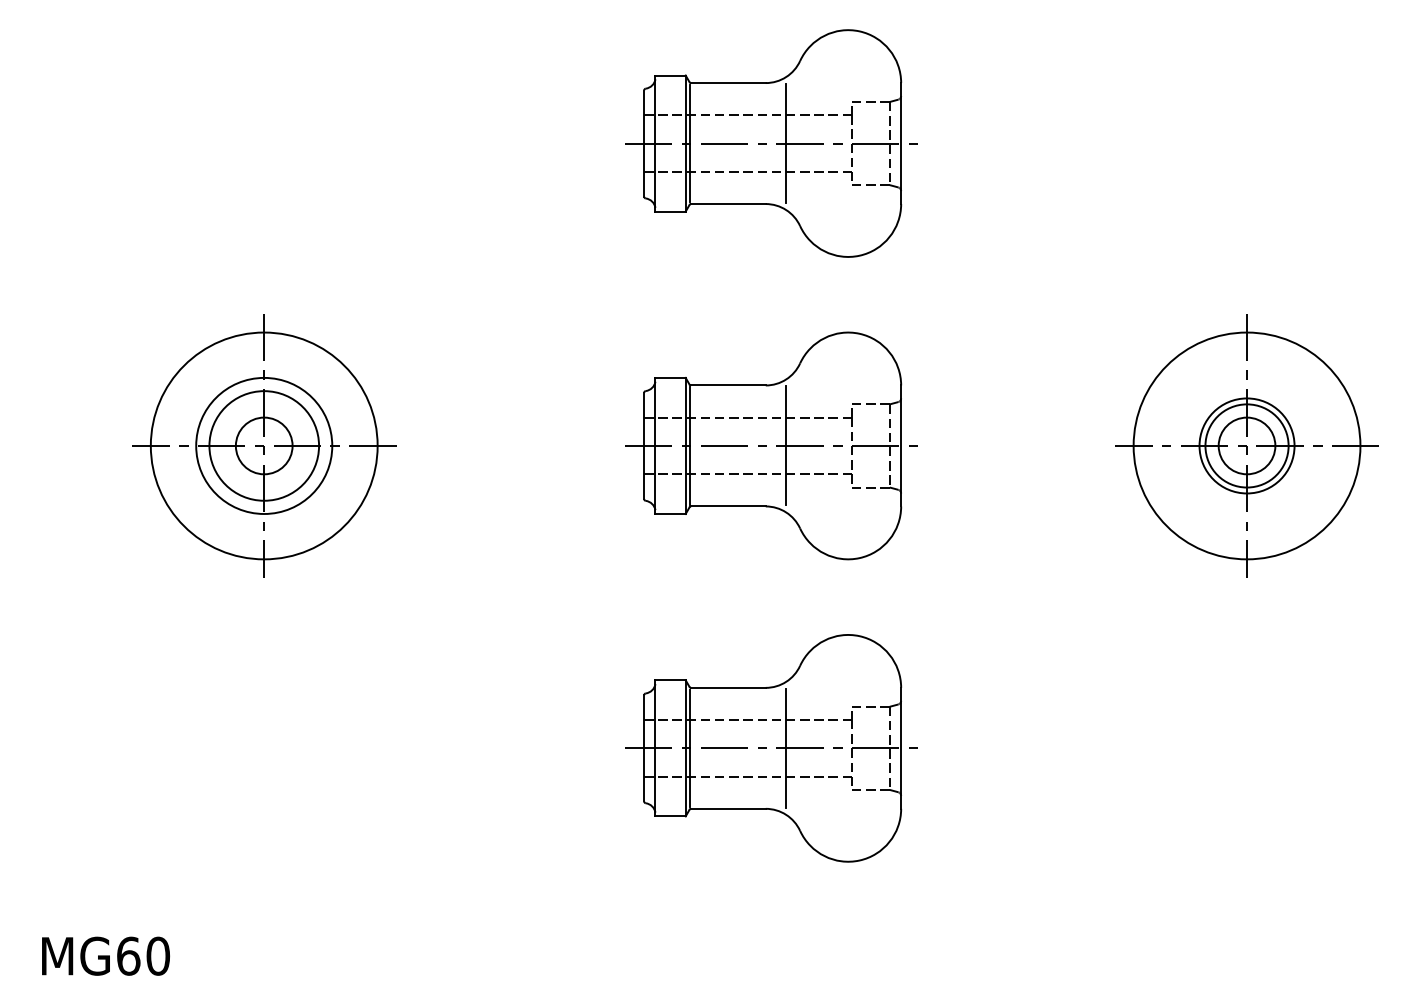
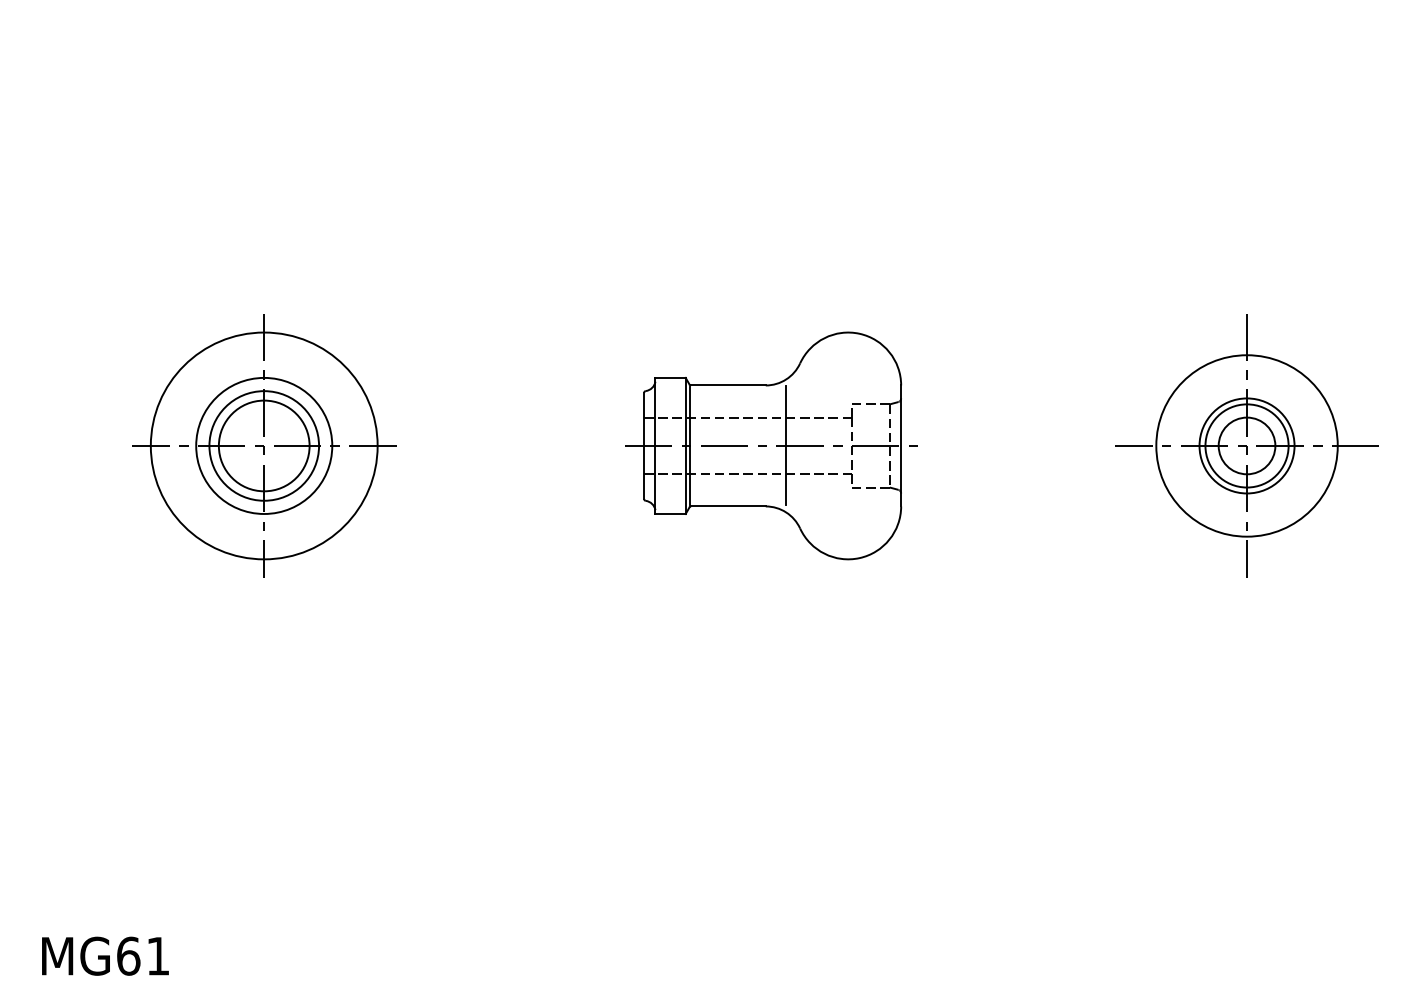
part: present -> none (771, 143)
circle diameter: 57 px -> 91 px (263, 445)
circle diameter: 227 px -> 181 px (1246, 445)
part: present -> none (771, 748)
text: MG60 -> MG61 (158, 955)
